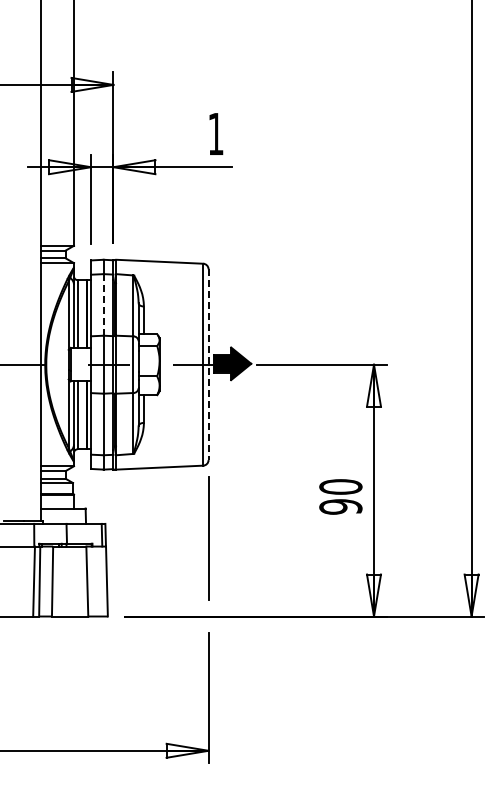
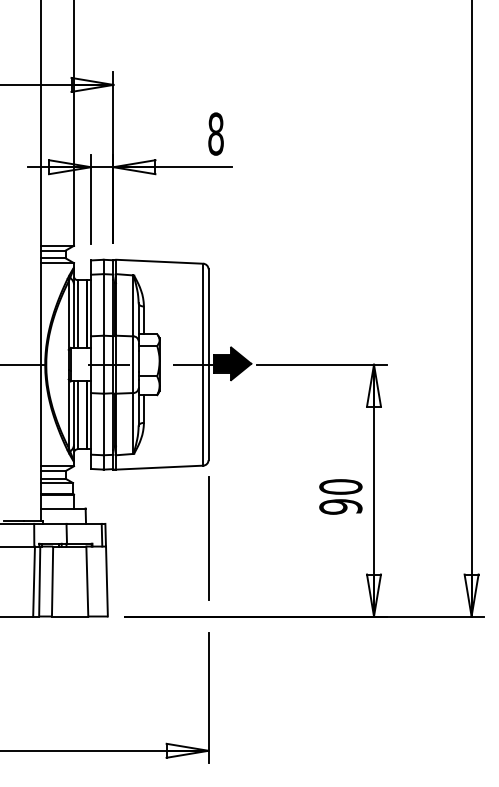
text: 1 -> 8 (215, 133)
line: dashed -> solid (103, 304)
line: dashed -> solid (208, 365)
